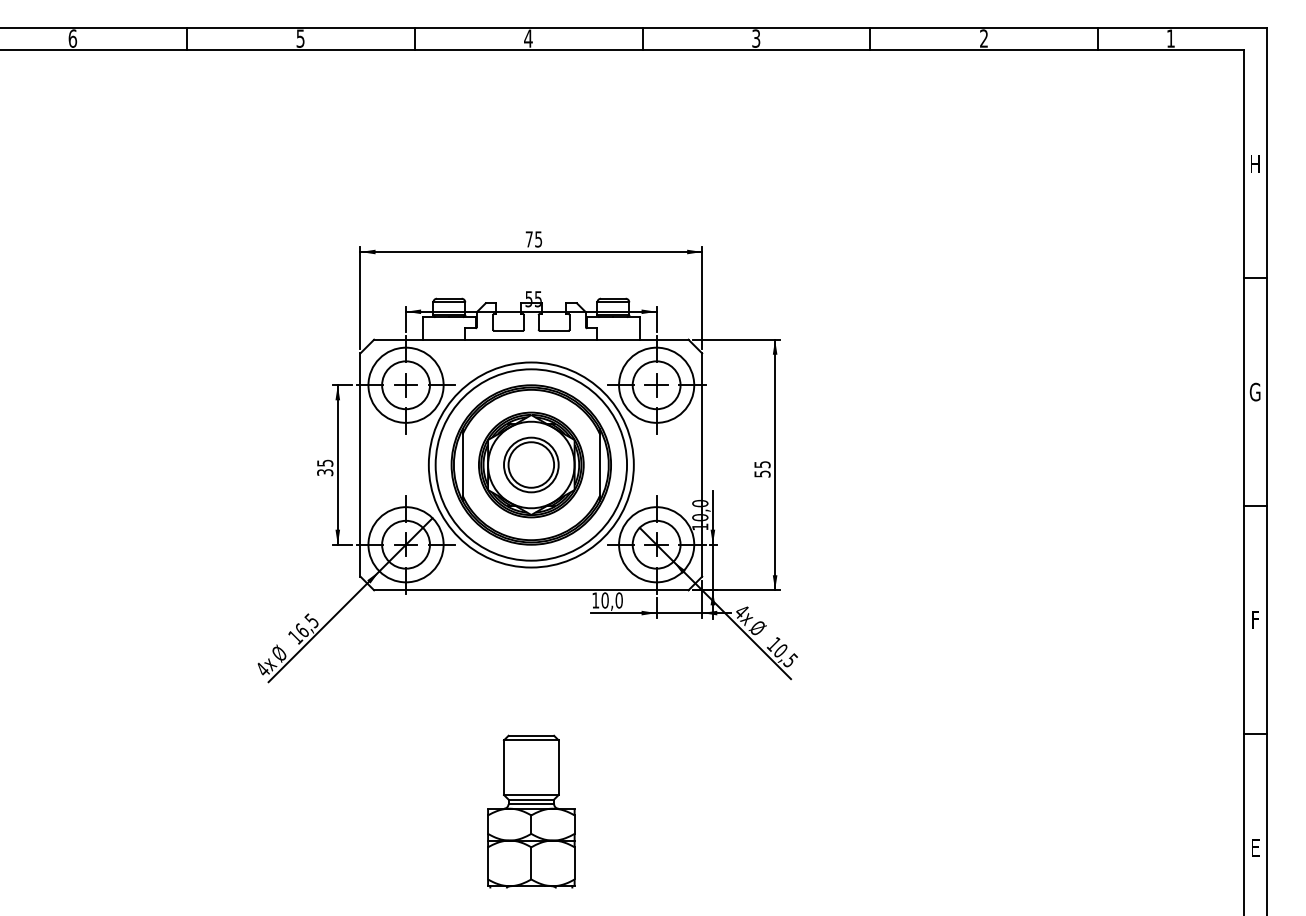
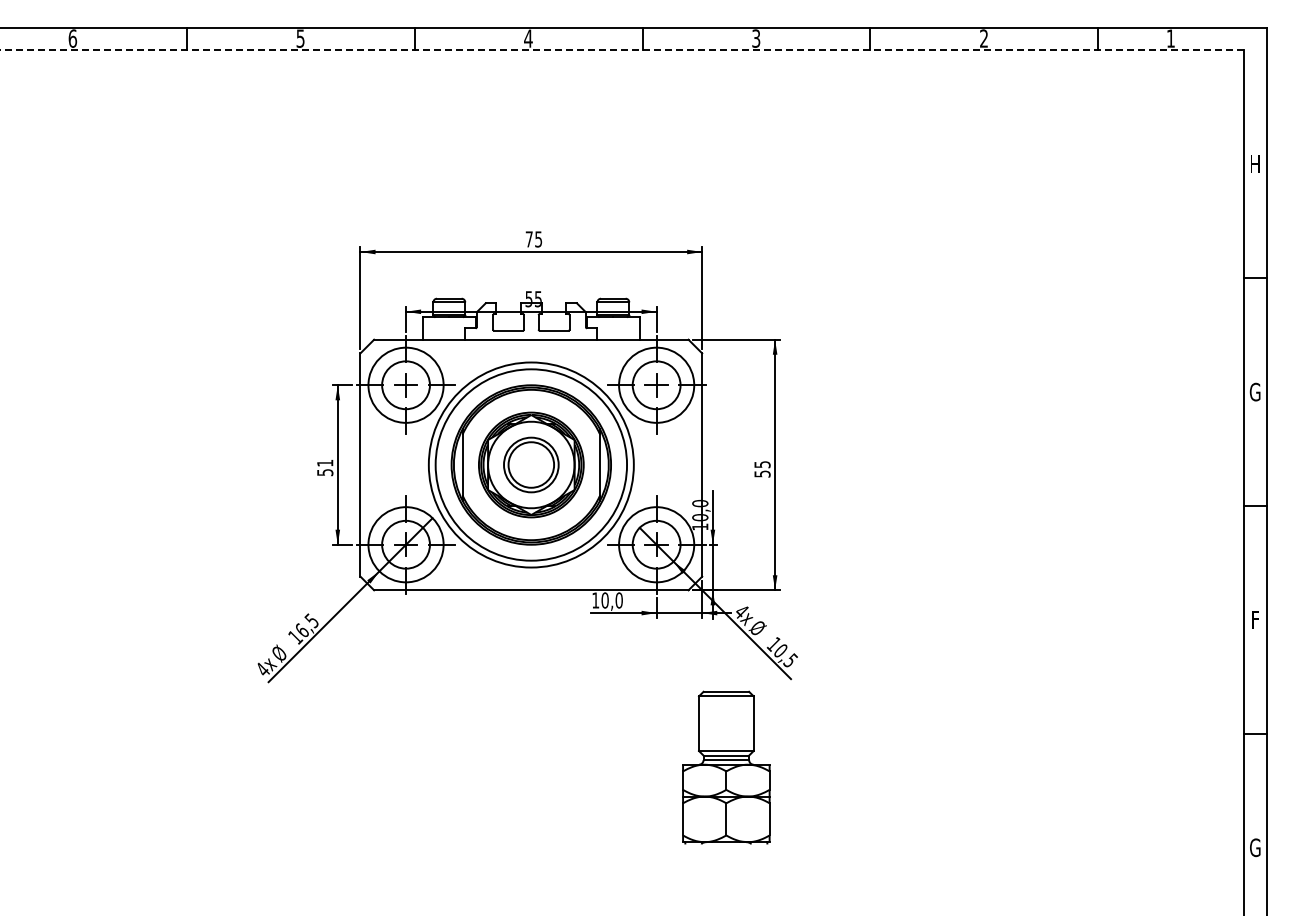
line: solid -> dashed (622, 50)
text: 35 -> 51 (325, 467)
part position: (531, 811) -> (726, 767) (726, 767)
text: E -> G (1255, 847)
